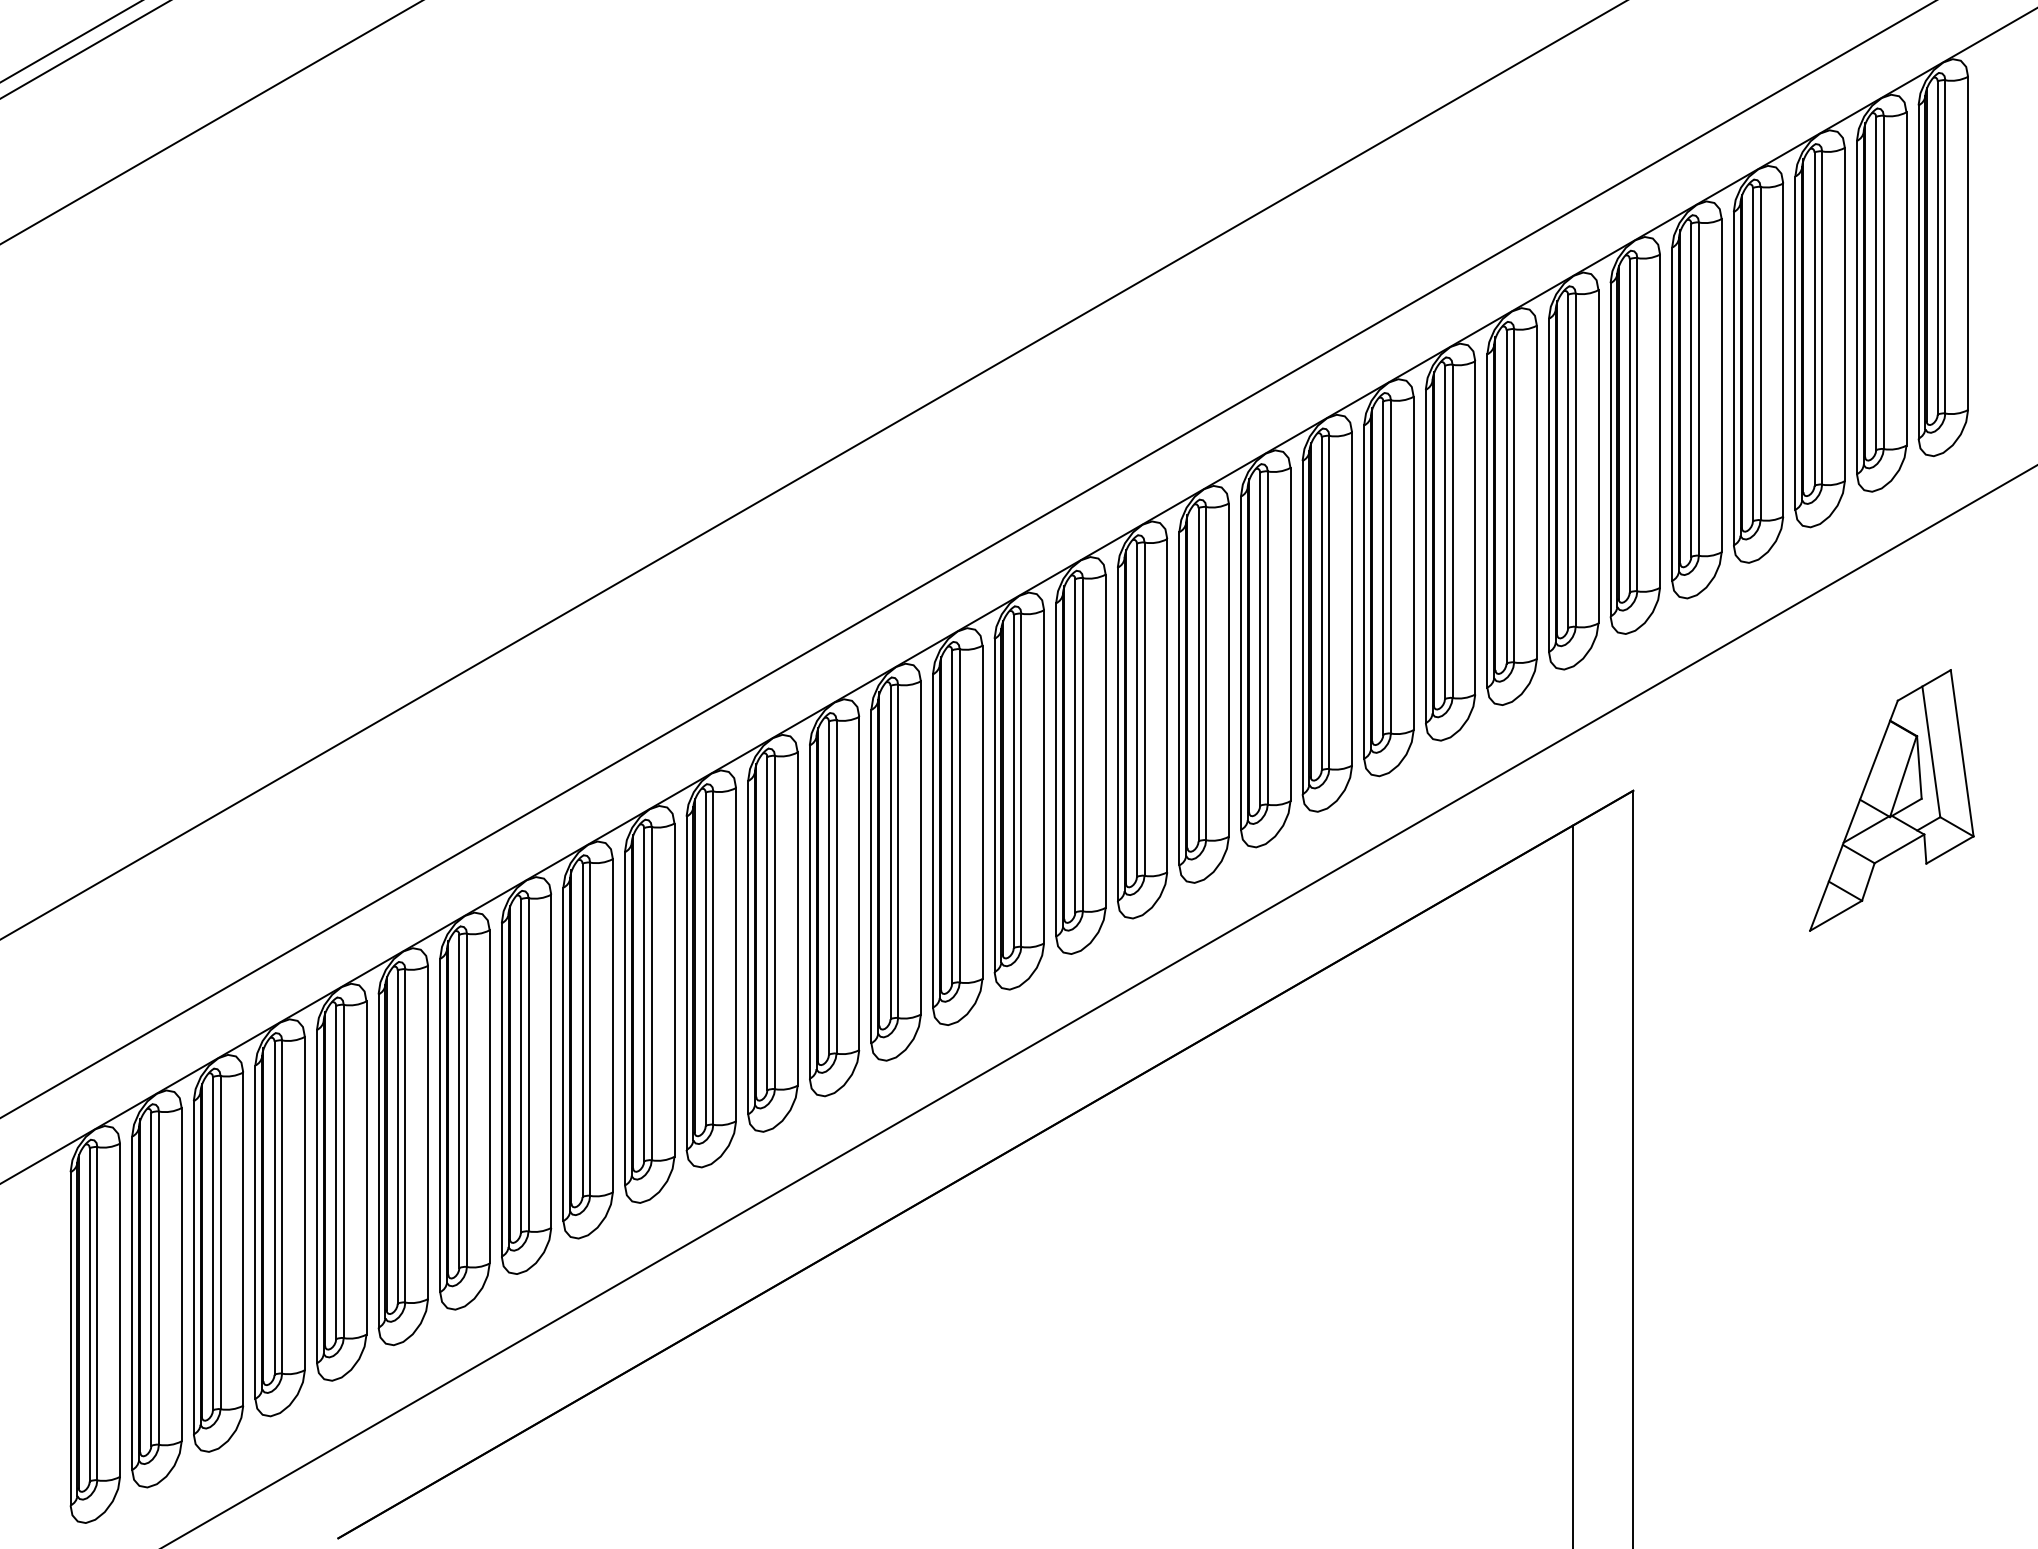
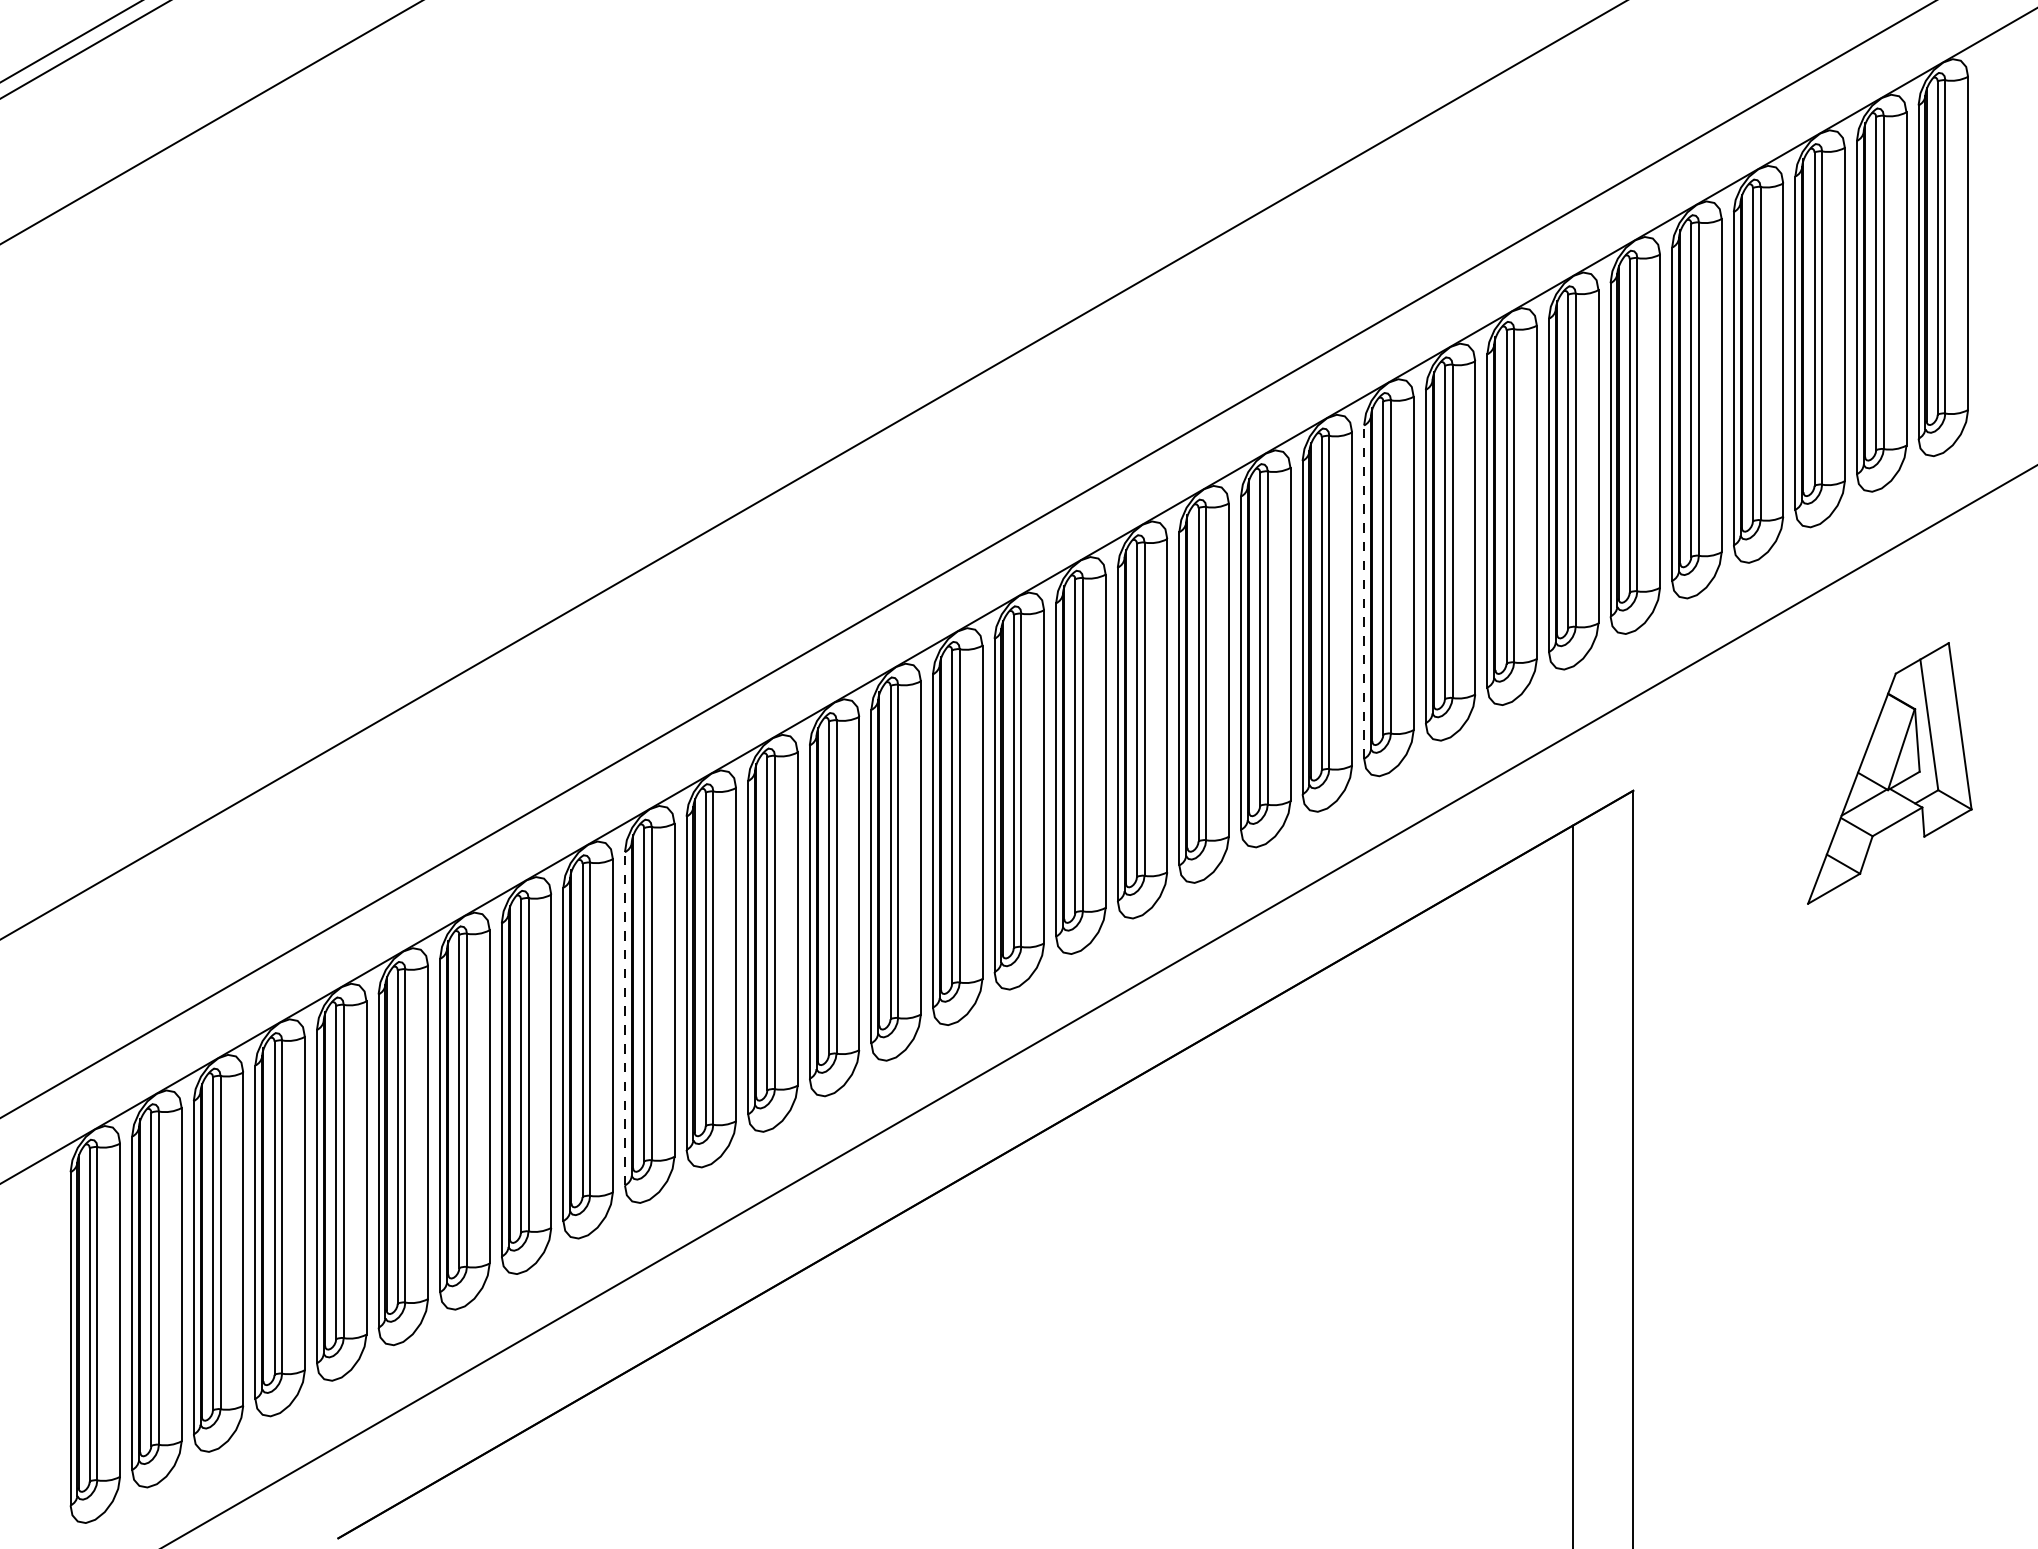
line: solid -> dashed (1364, 592)
part position: (1891, 800) -> (1889, 773) (1889, 773)
line: solid -> dashed (624, 1018)
